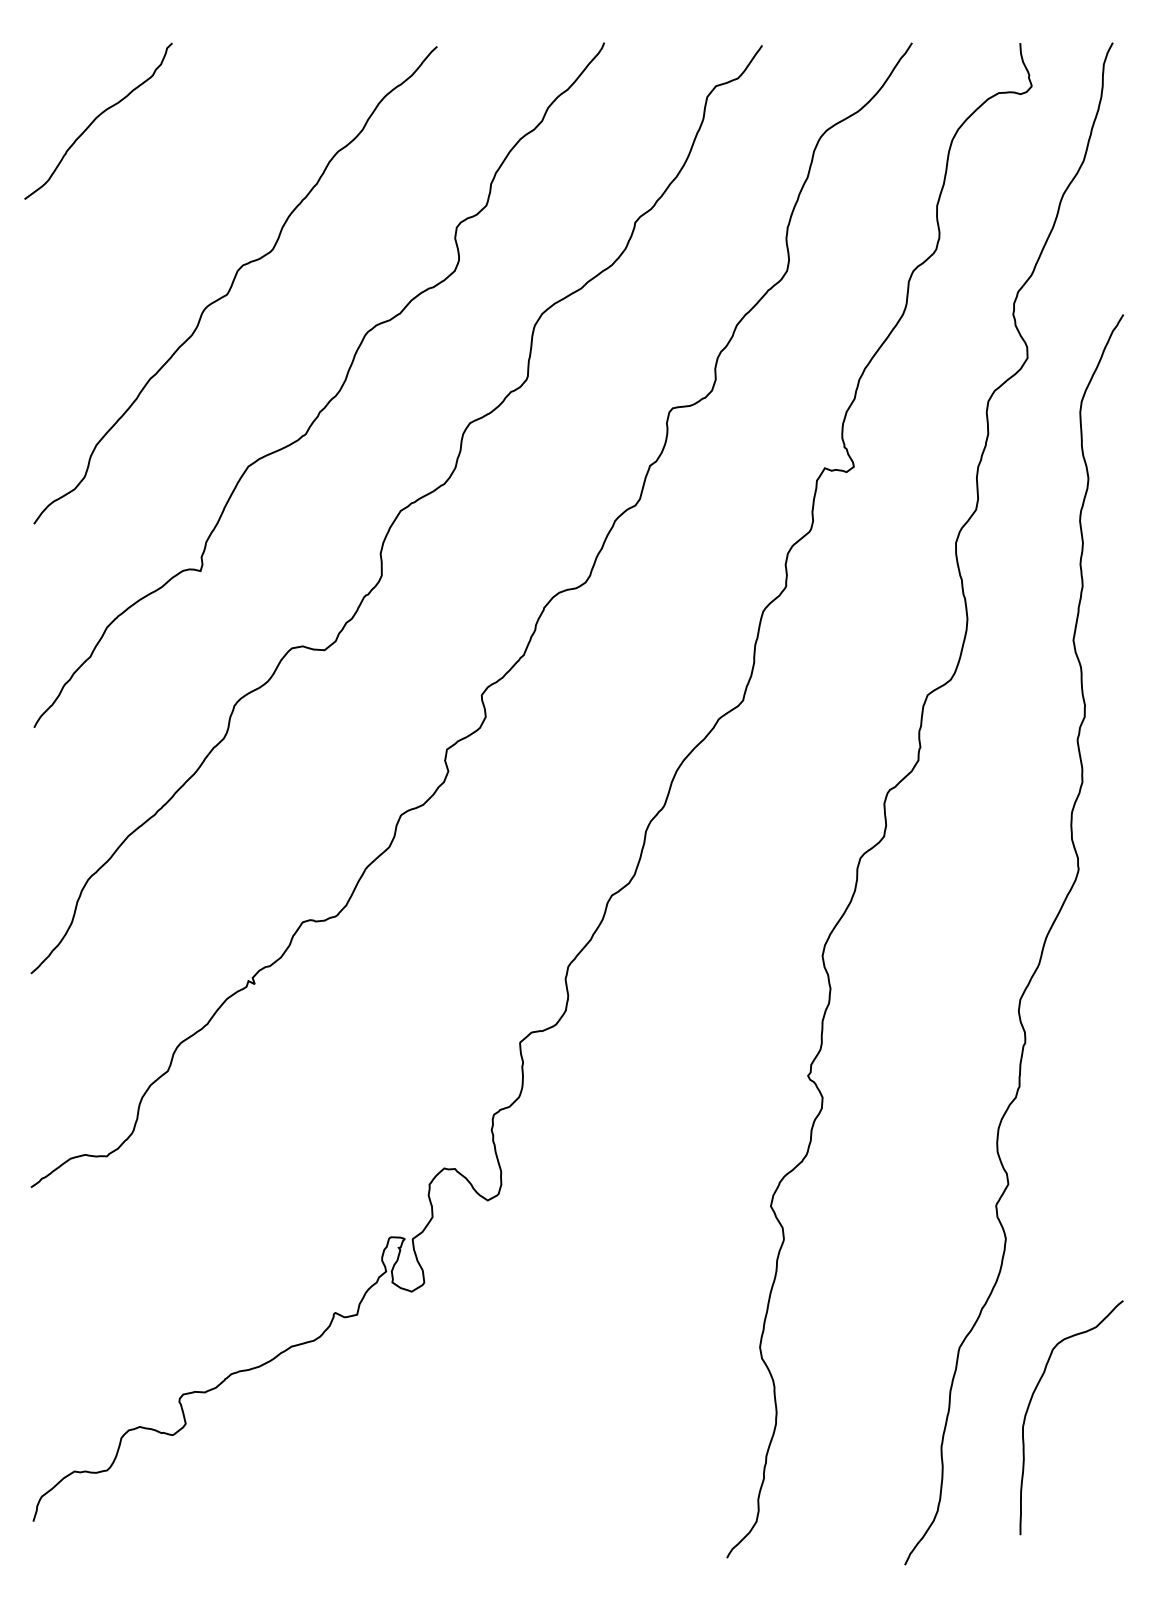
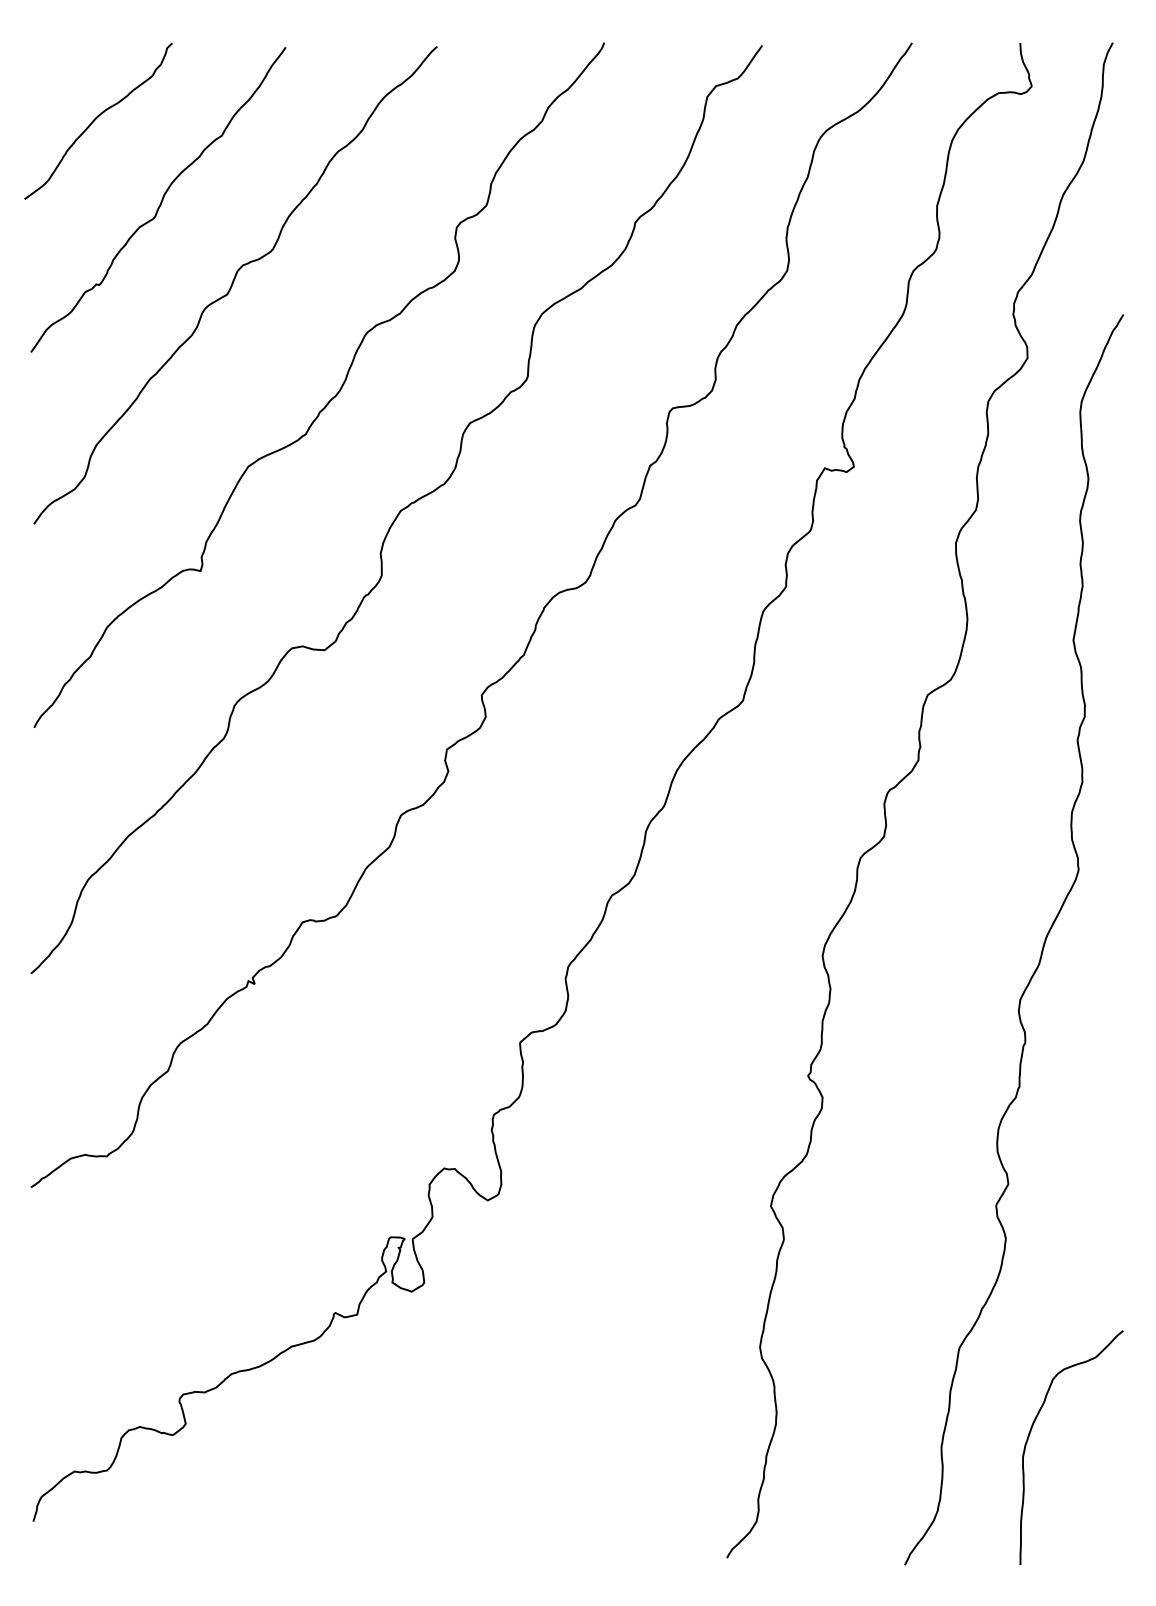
curve: none -> present (160, 201)
curve position: (1030, 1404) -> (1030, 1434) (1030, 1434)
